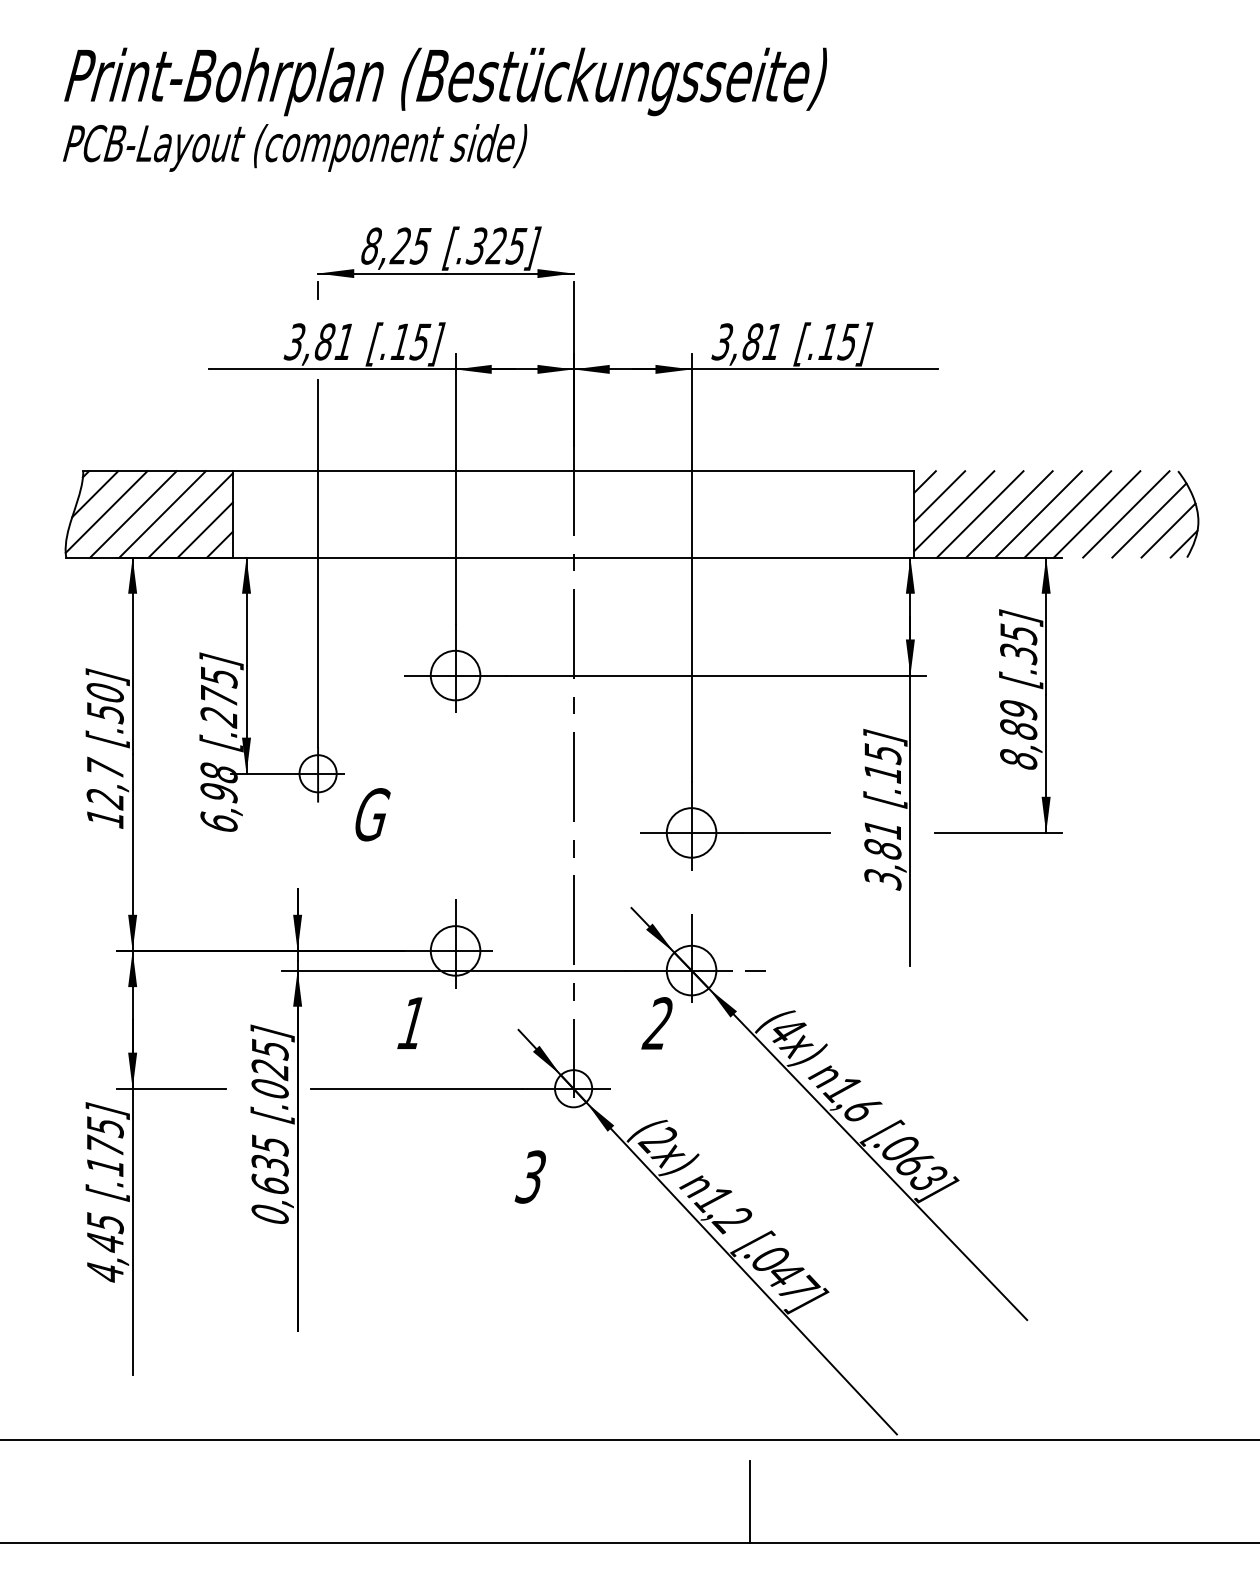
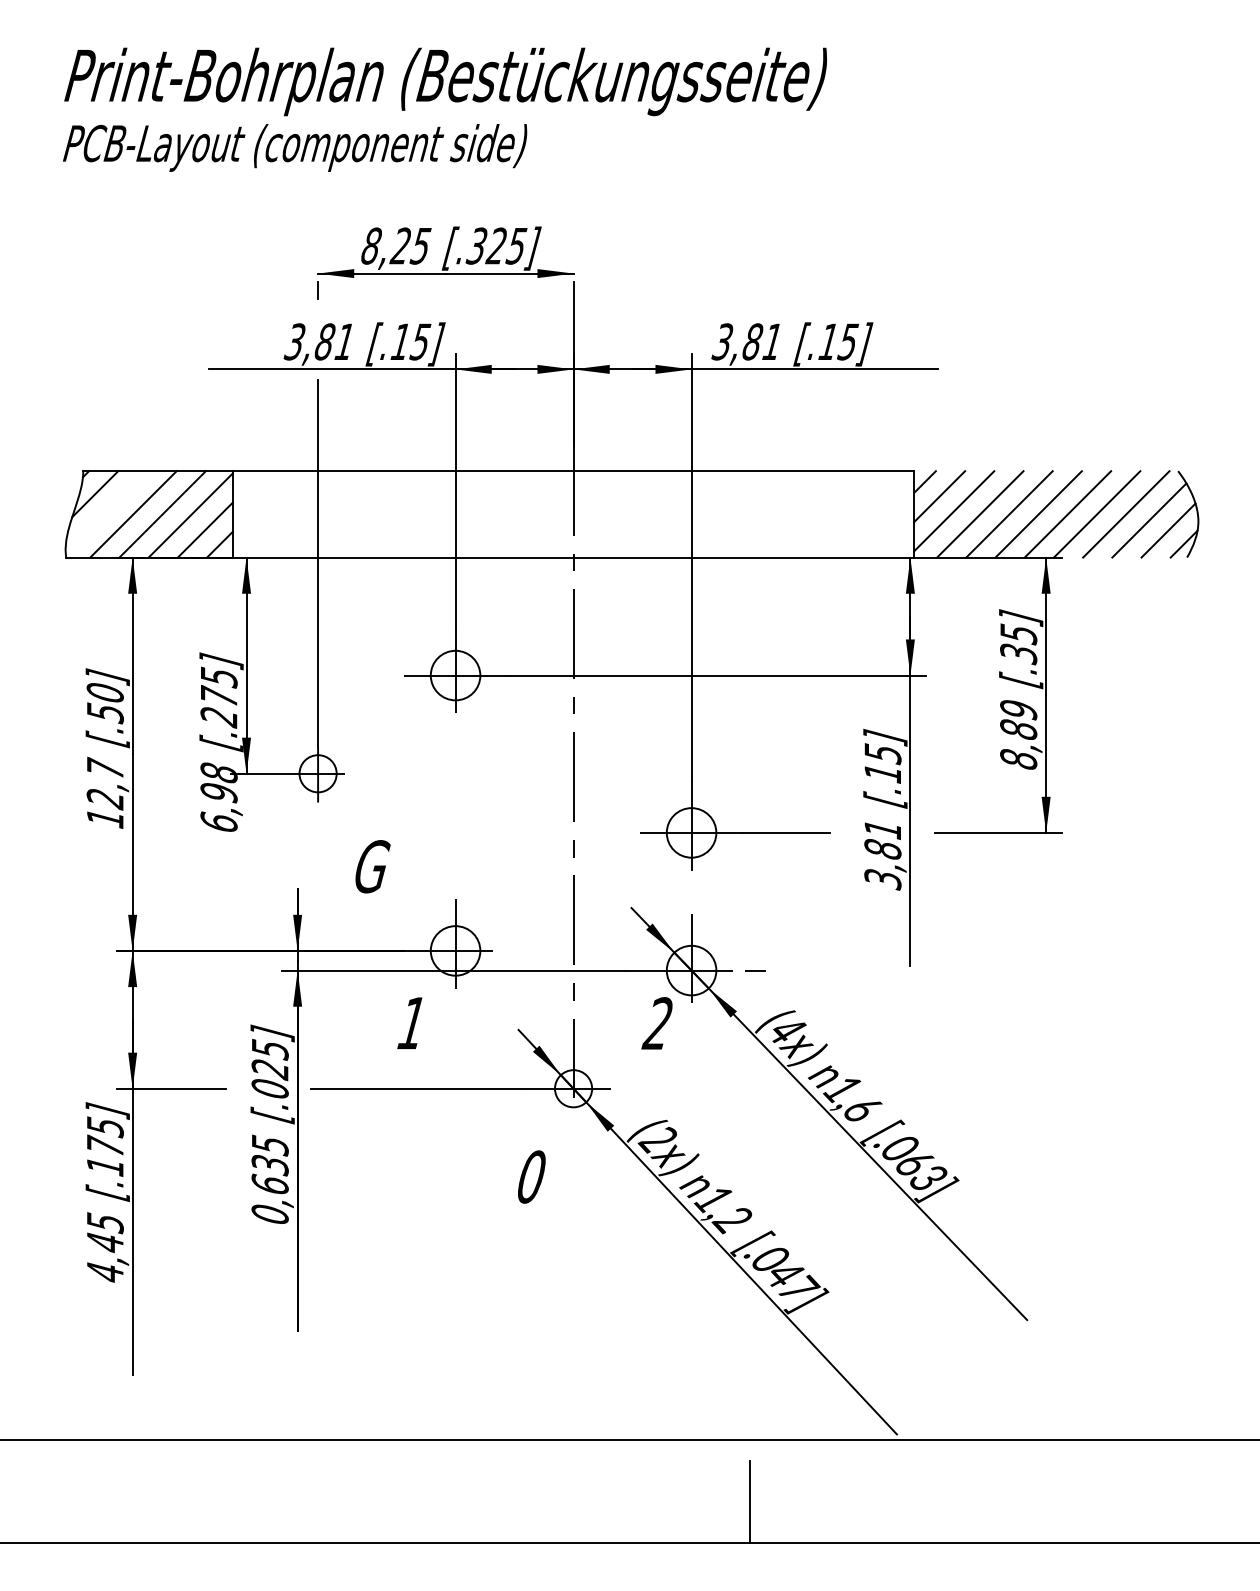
line: present -> none (106, 511)
text position: (372, 814) -> (372, 866) (372, 866)
text: 3 -> 0 (529, 1176)
